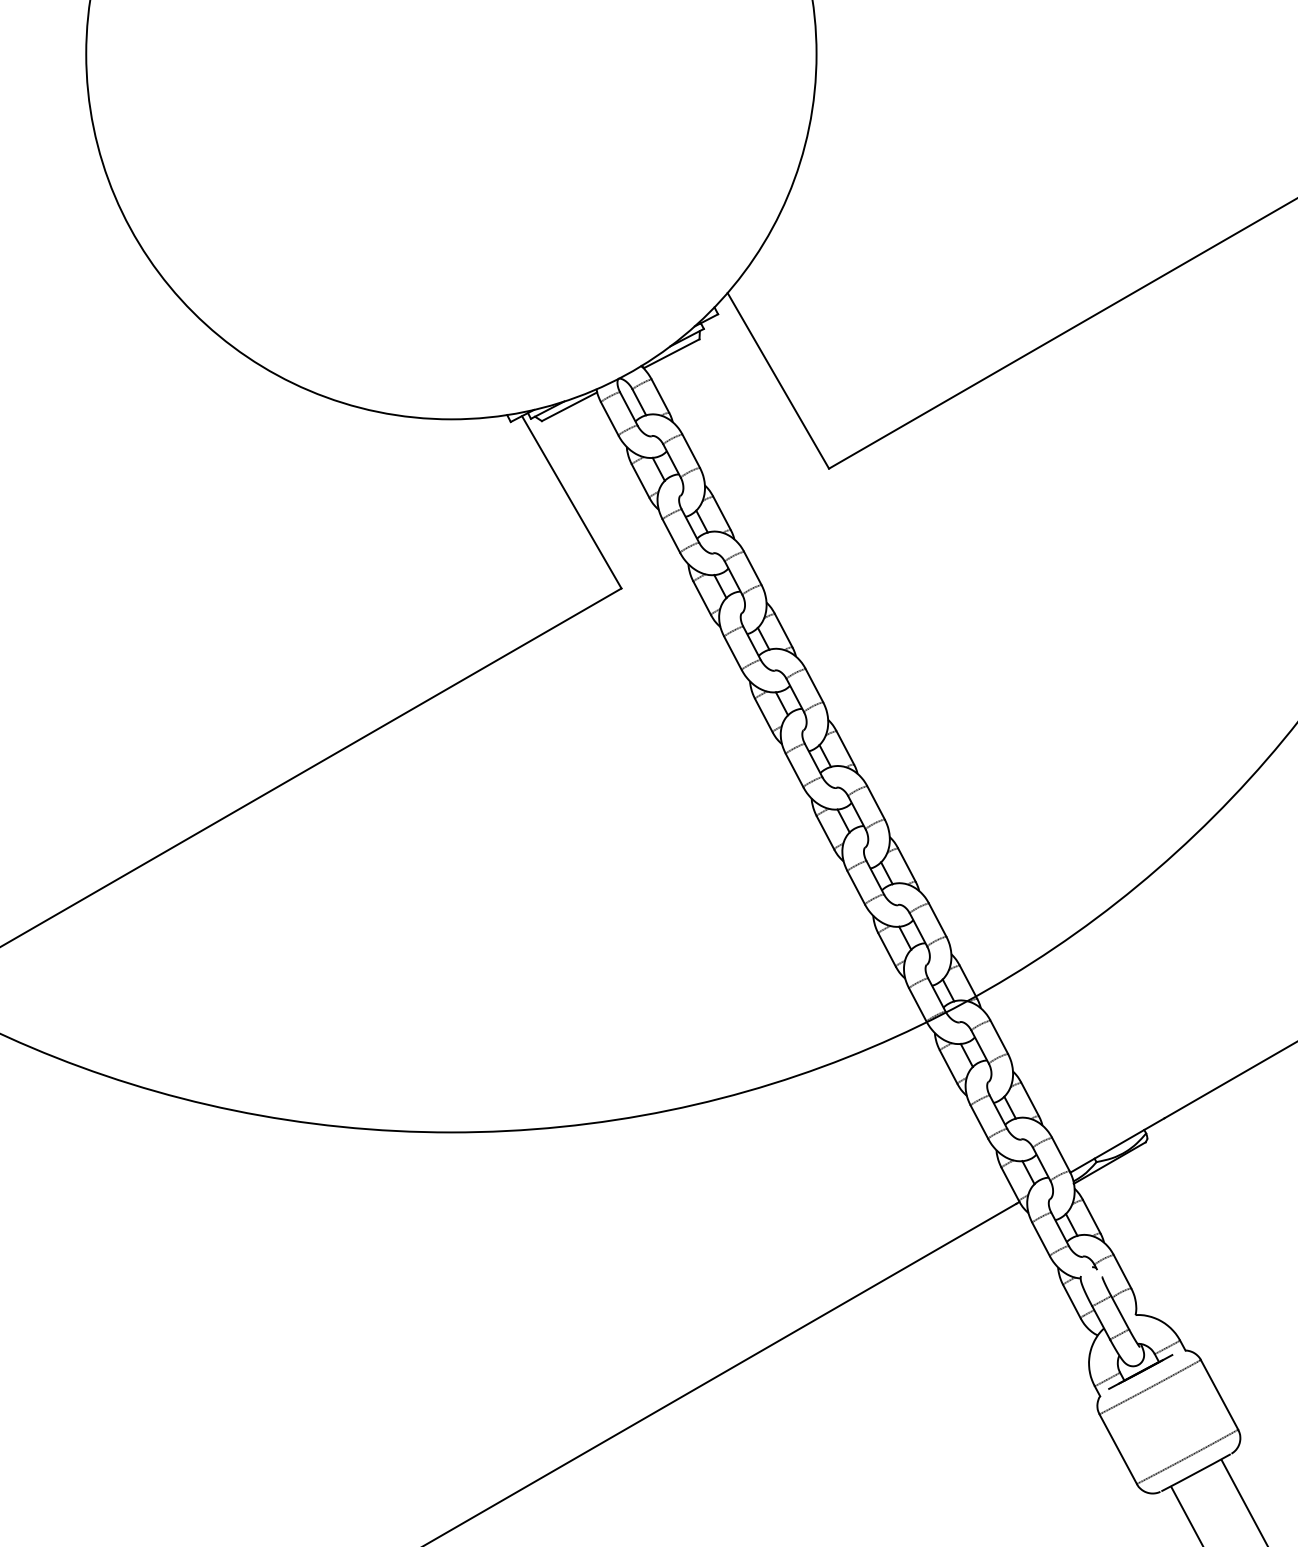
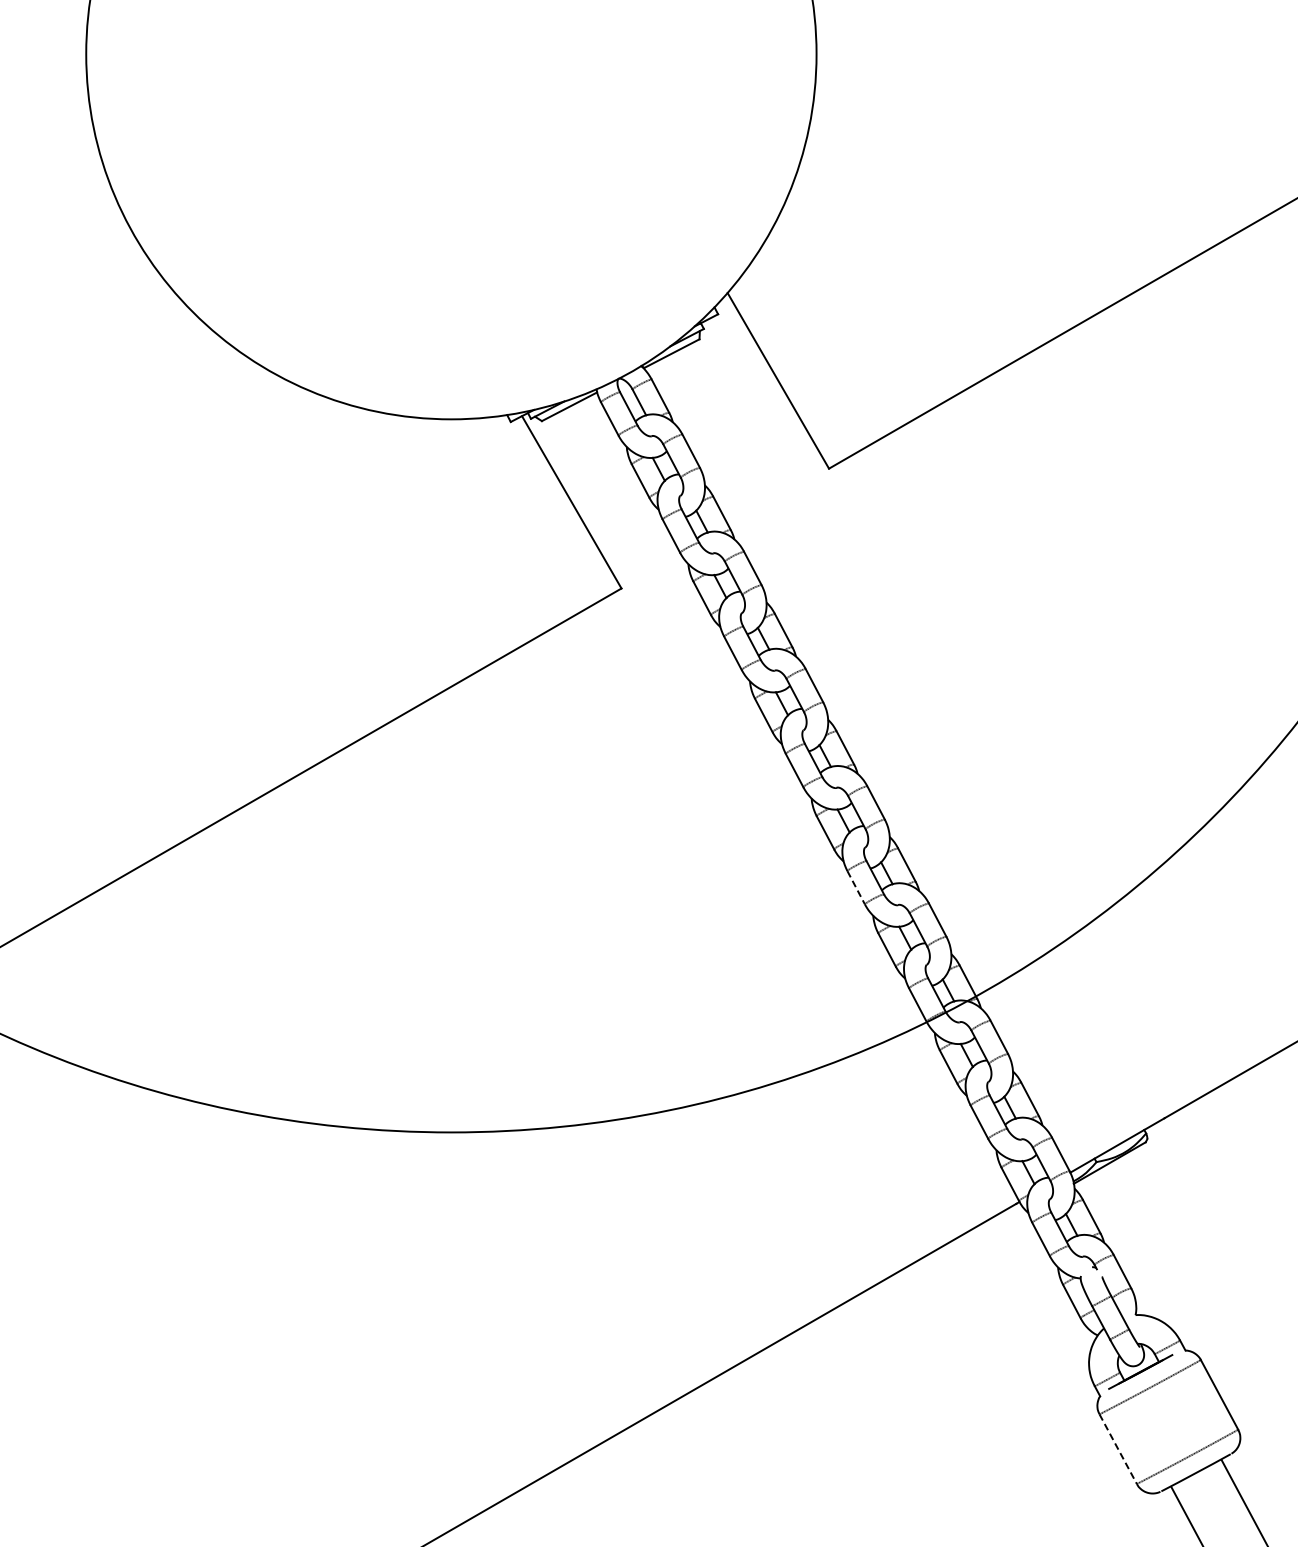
line: solid -> dashed (856, 887)
line: solid -> dashed (1118, 1449)
